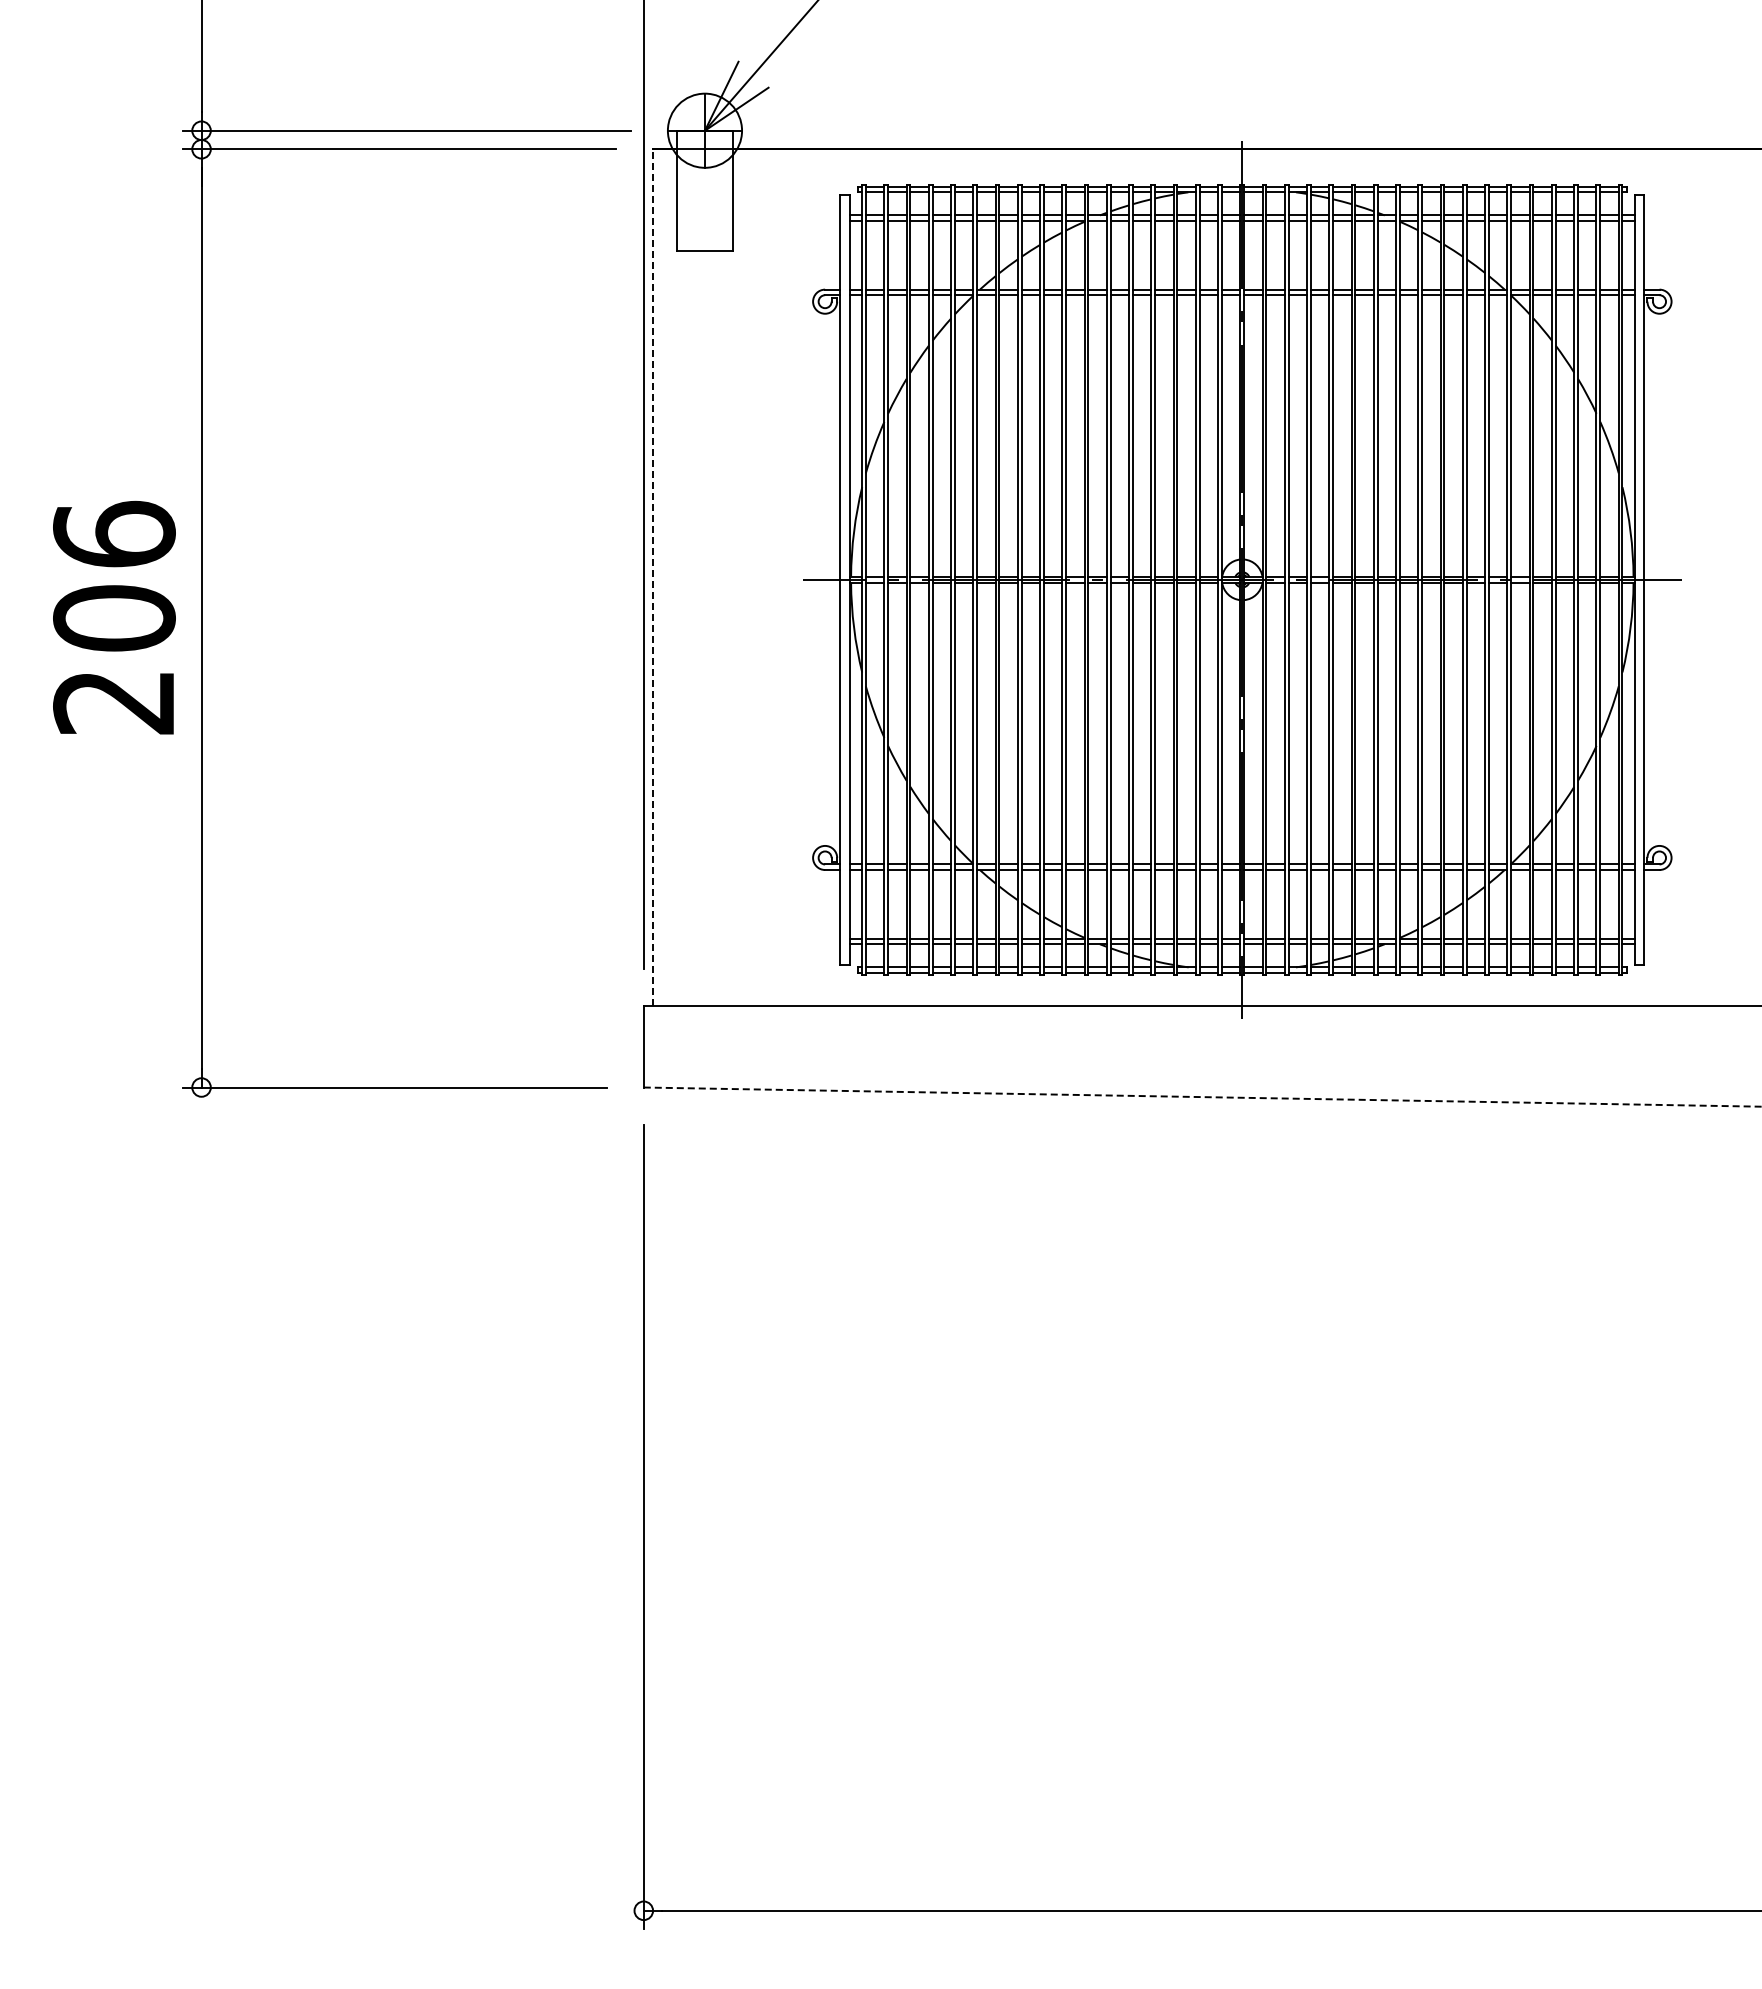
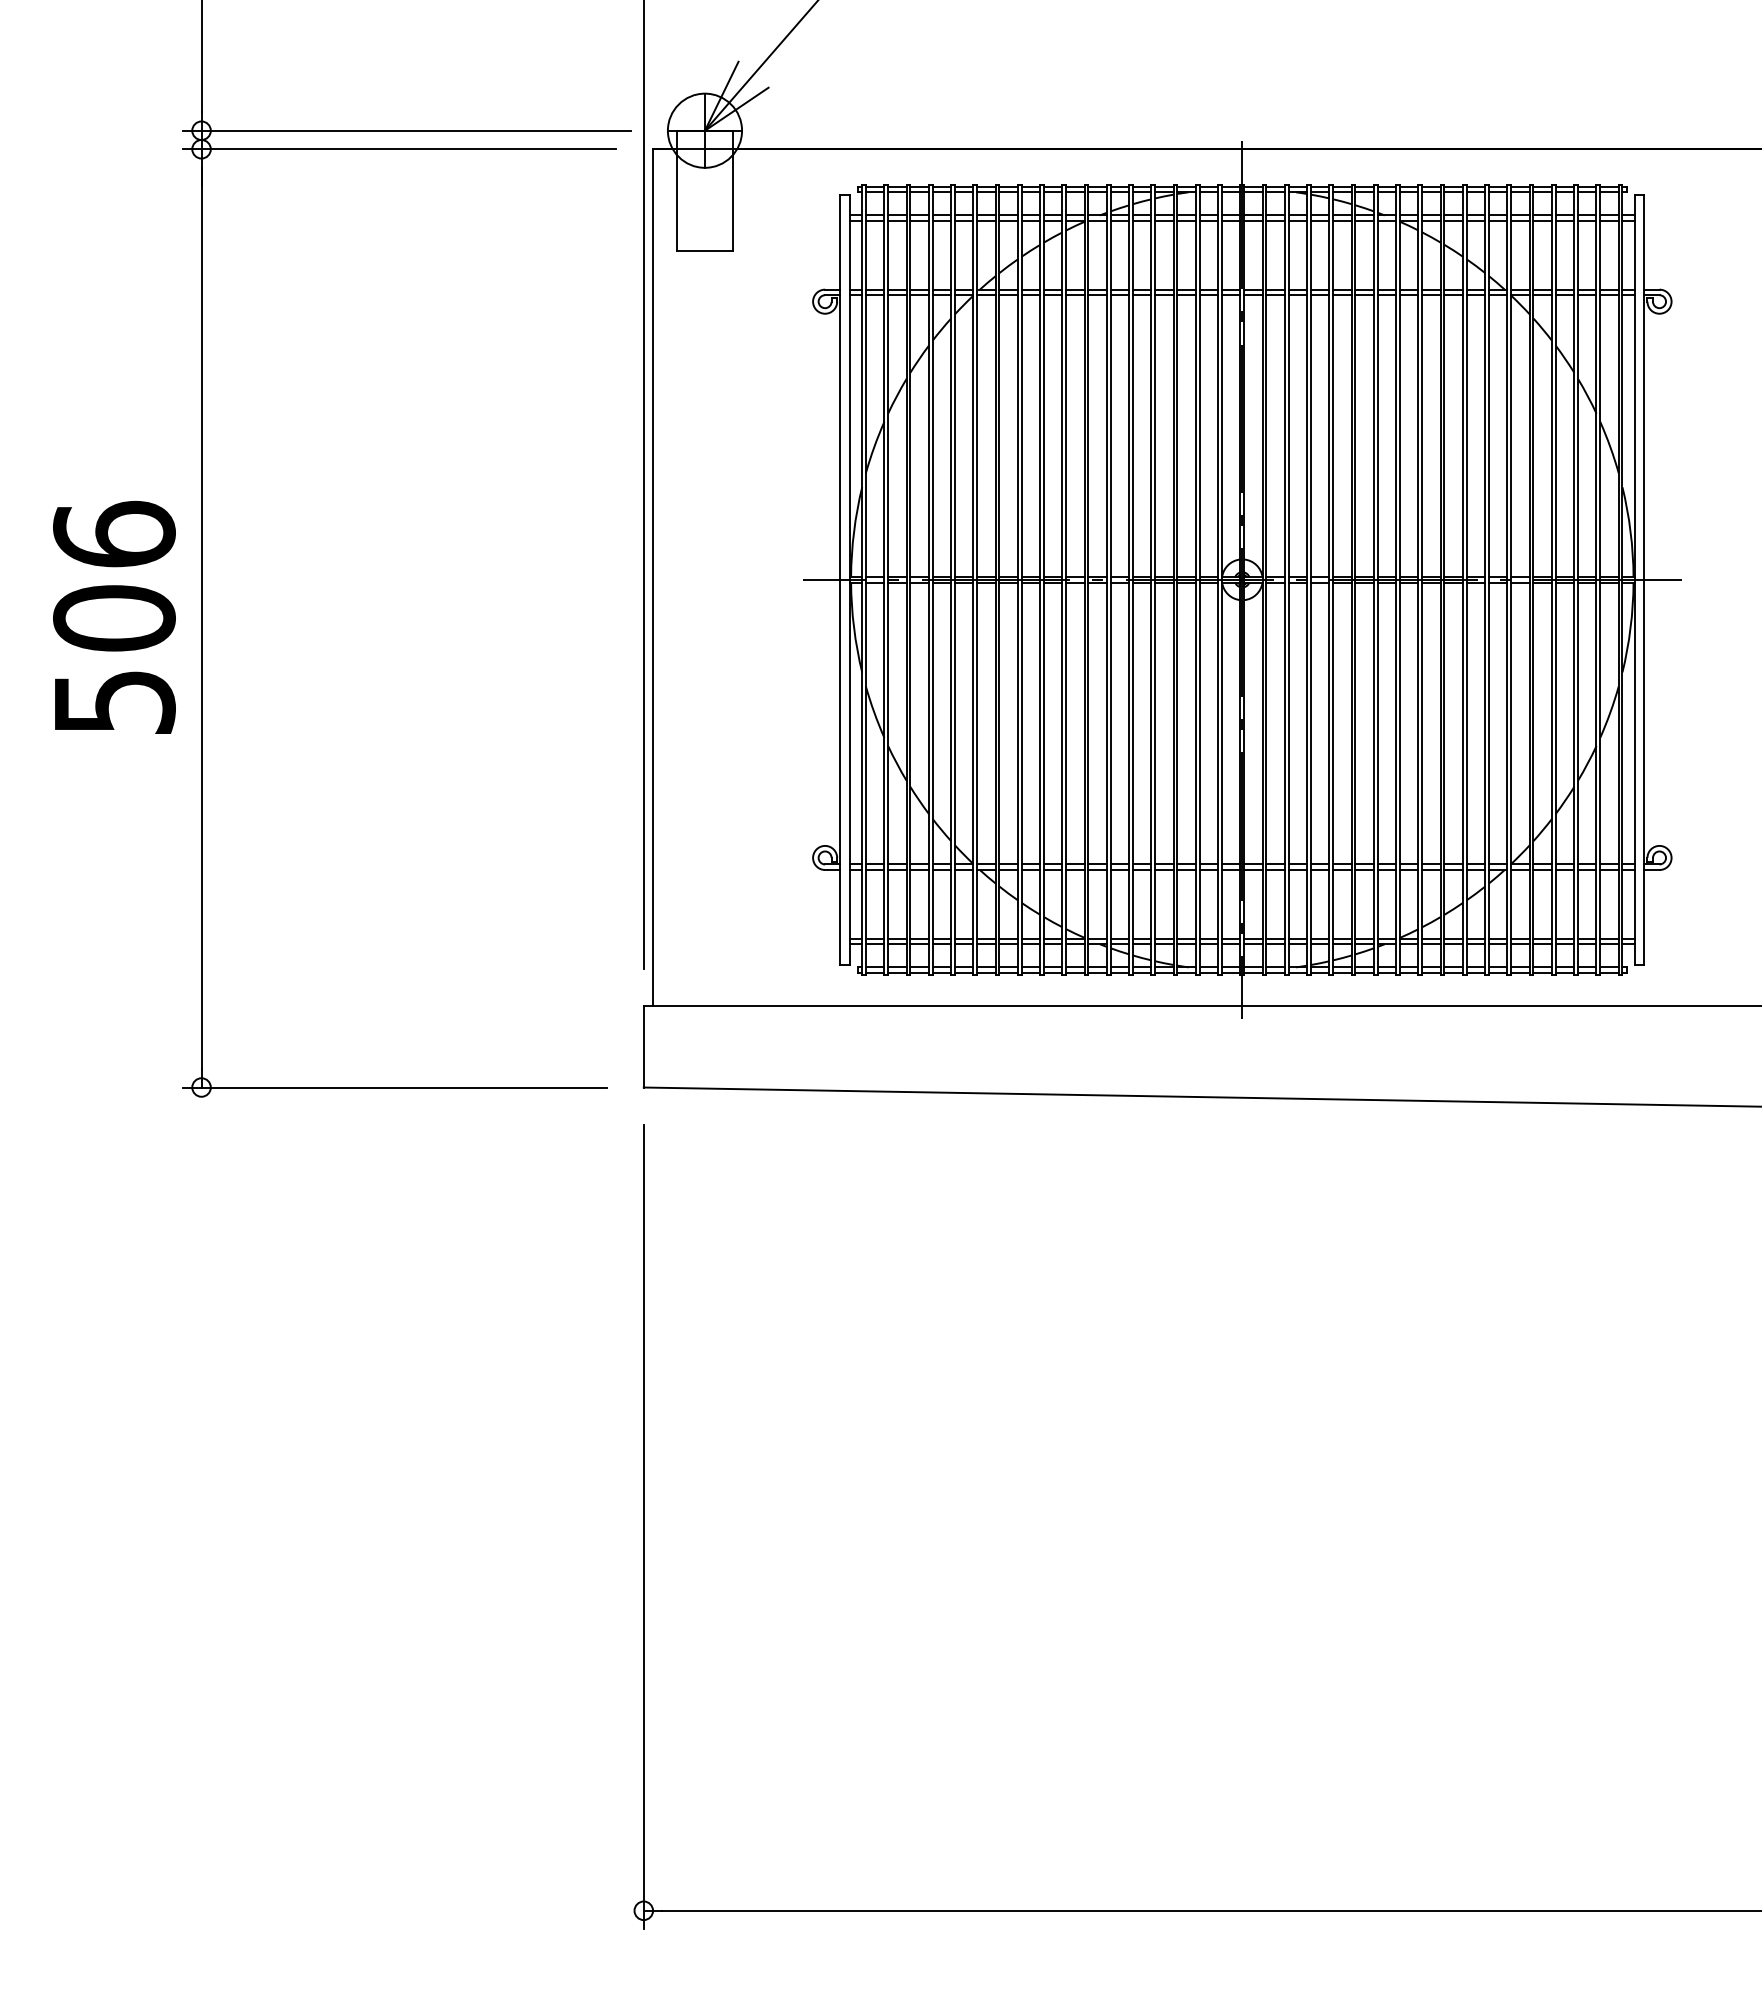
line: dashed -> solid (653, 577)
text: 206 -> 506 (114, 702)
line: dashed -> solid (1202, 1097)
